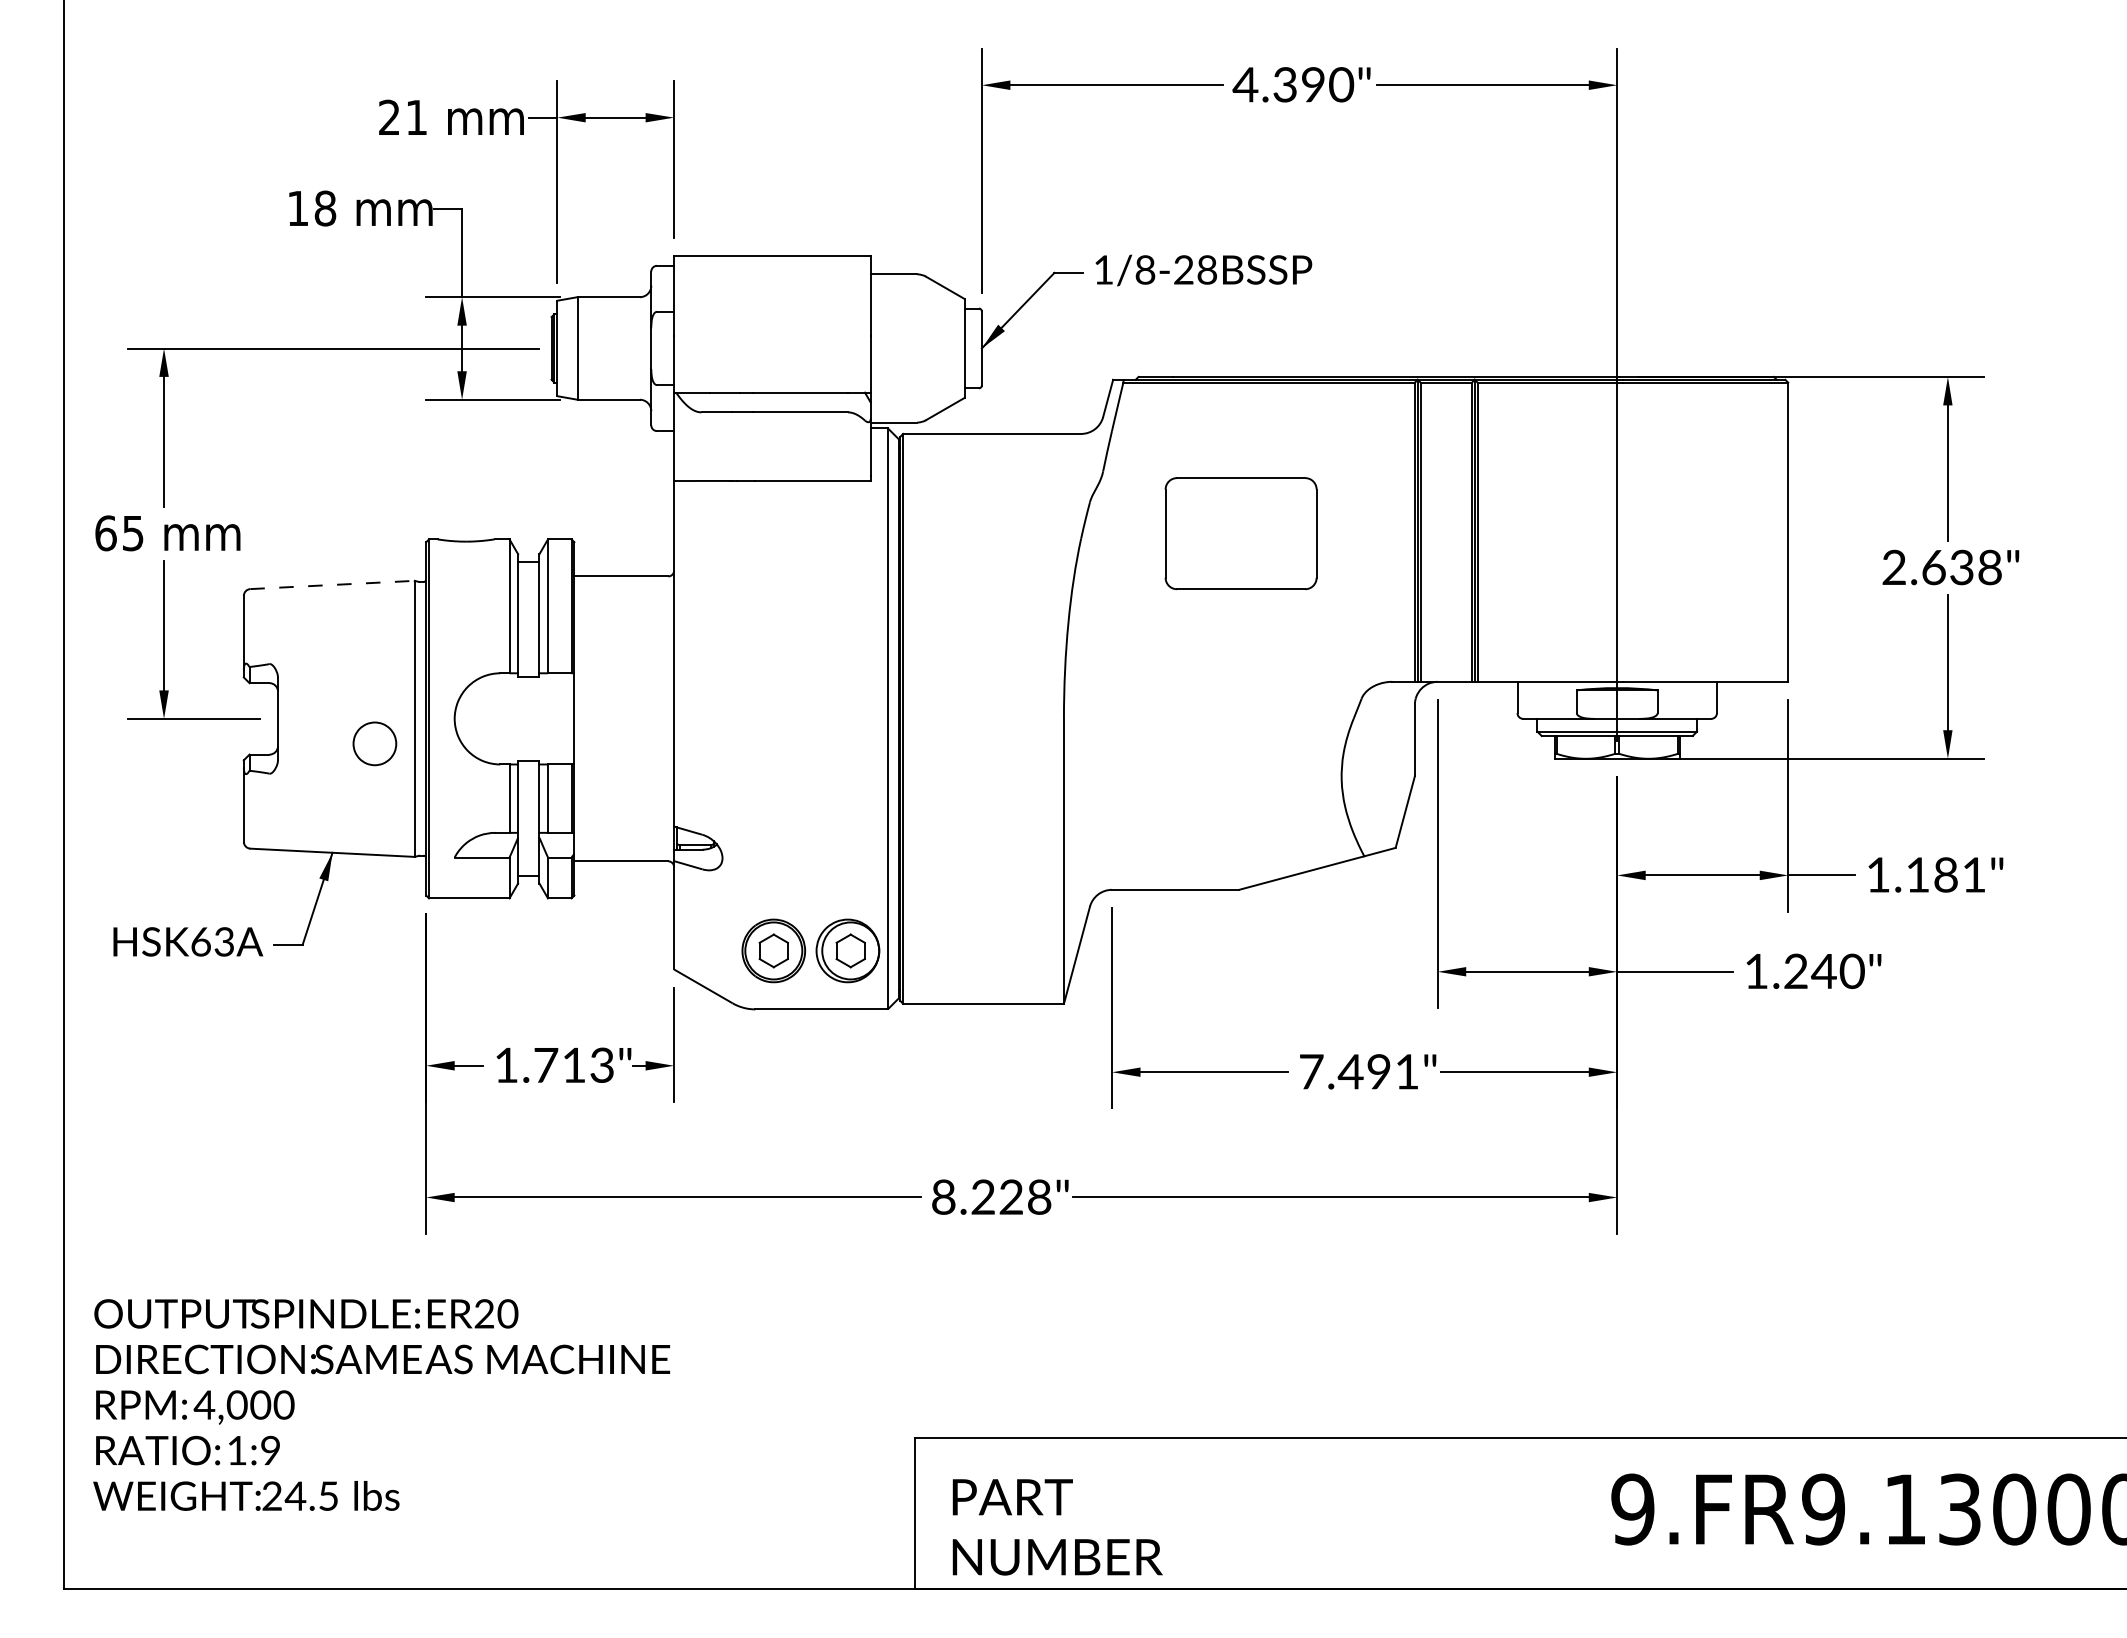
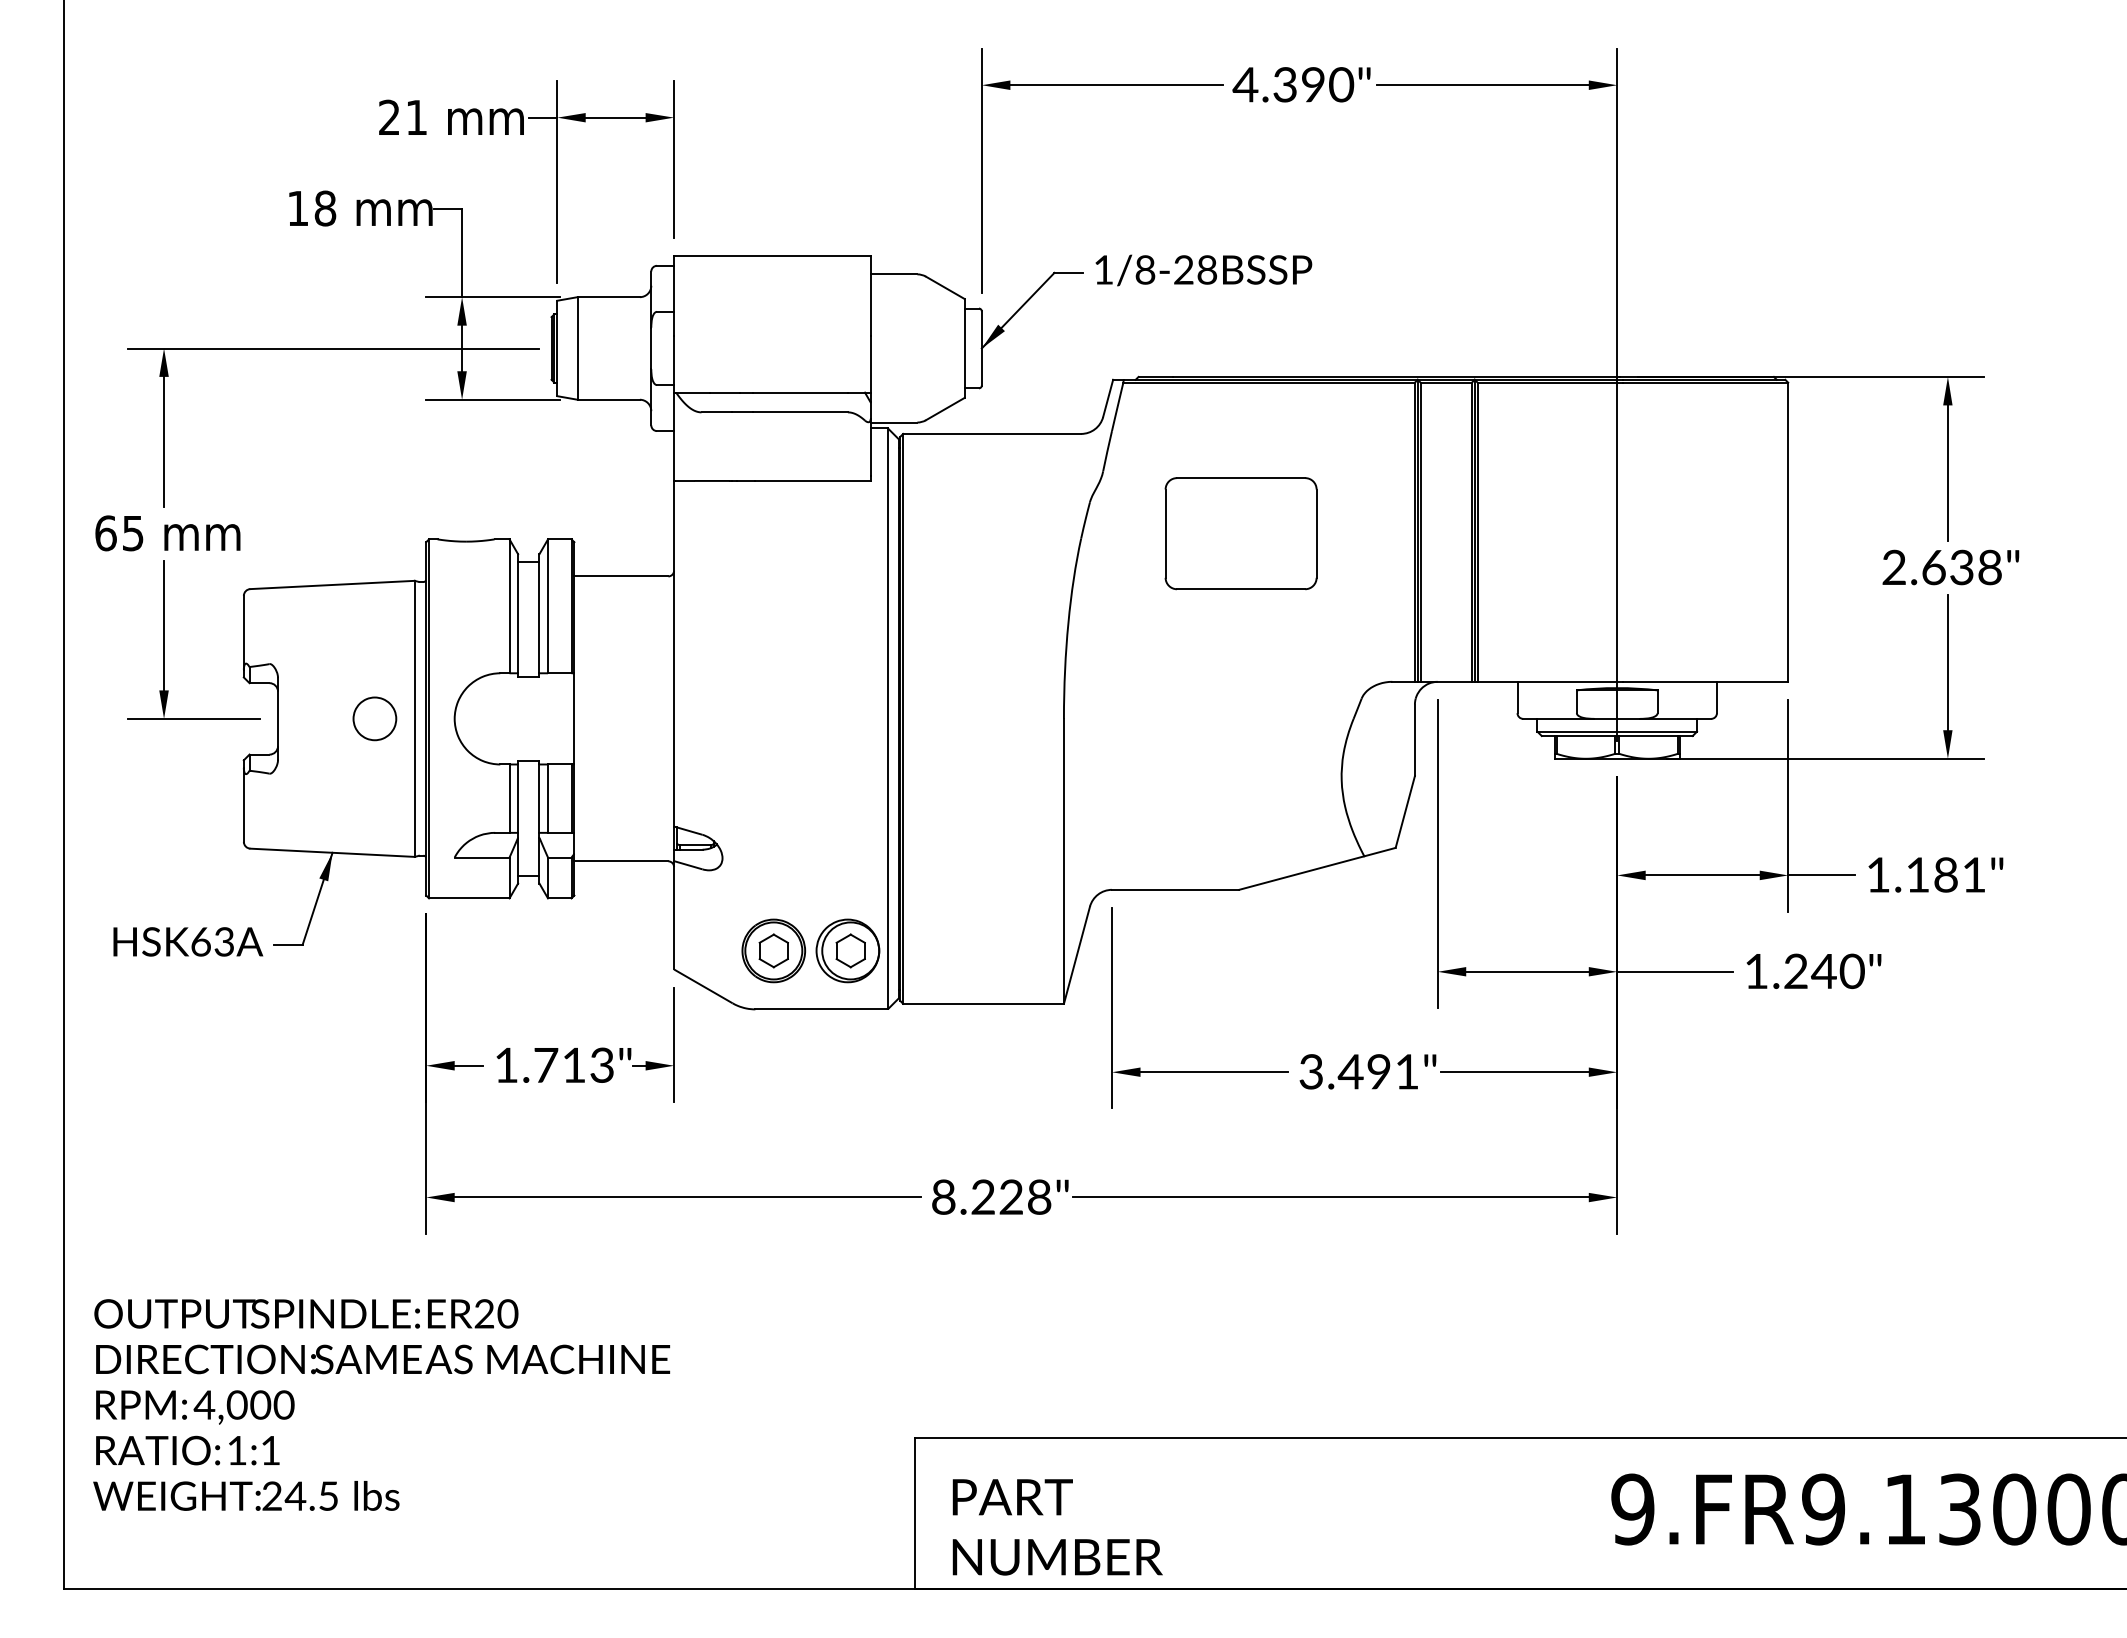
line: dashed -> solid (333, 584)
part position: (374, 743) -> (374, 718) (374, 718)
text: 7.491" -> 3.491" (1311, 1071)
text: 1:9 -> 1:1 (270, 1450)
